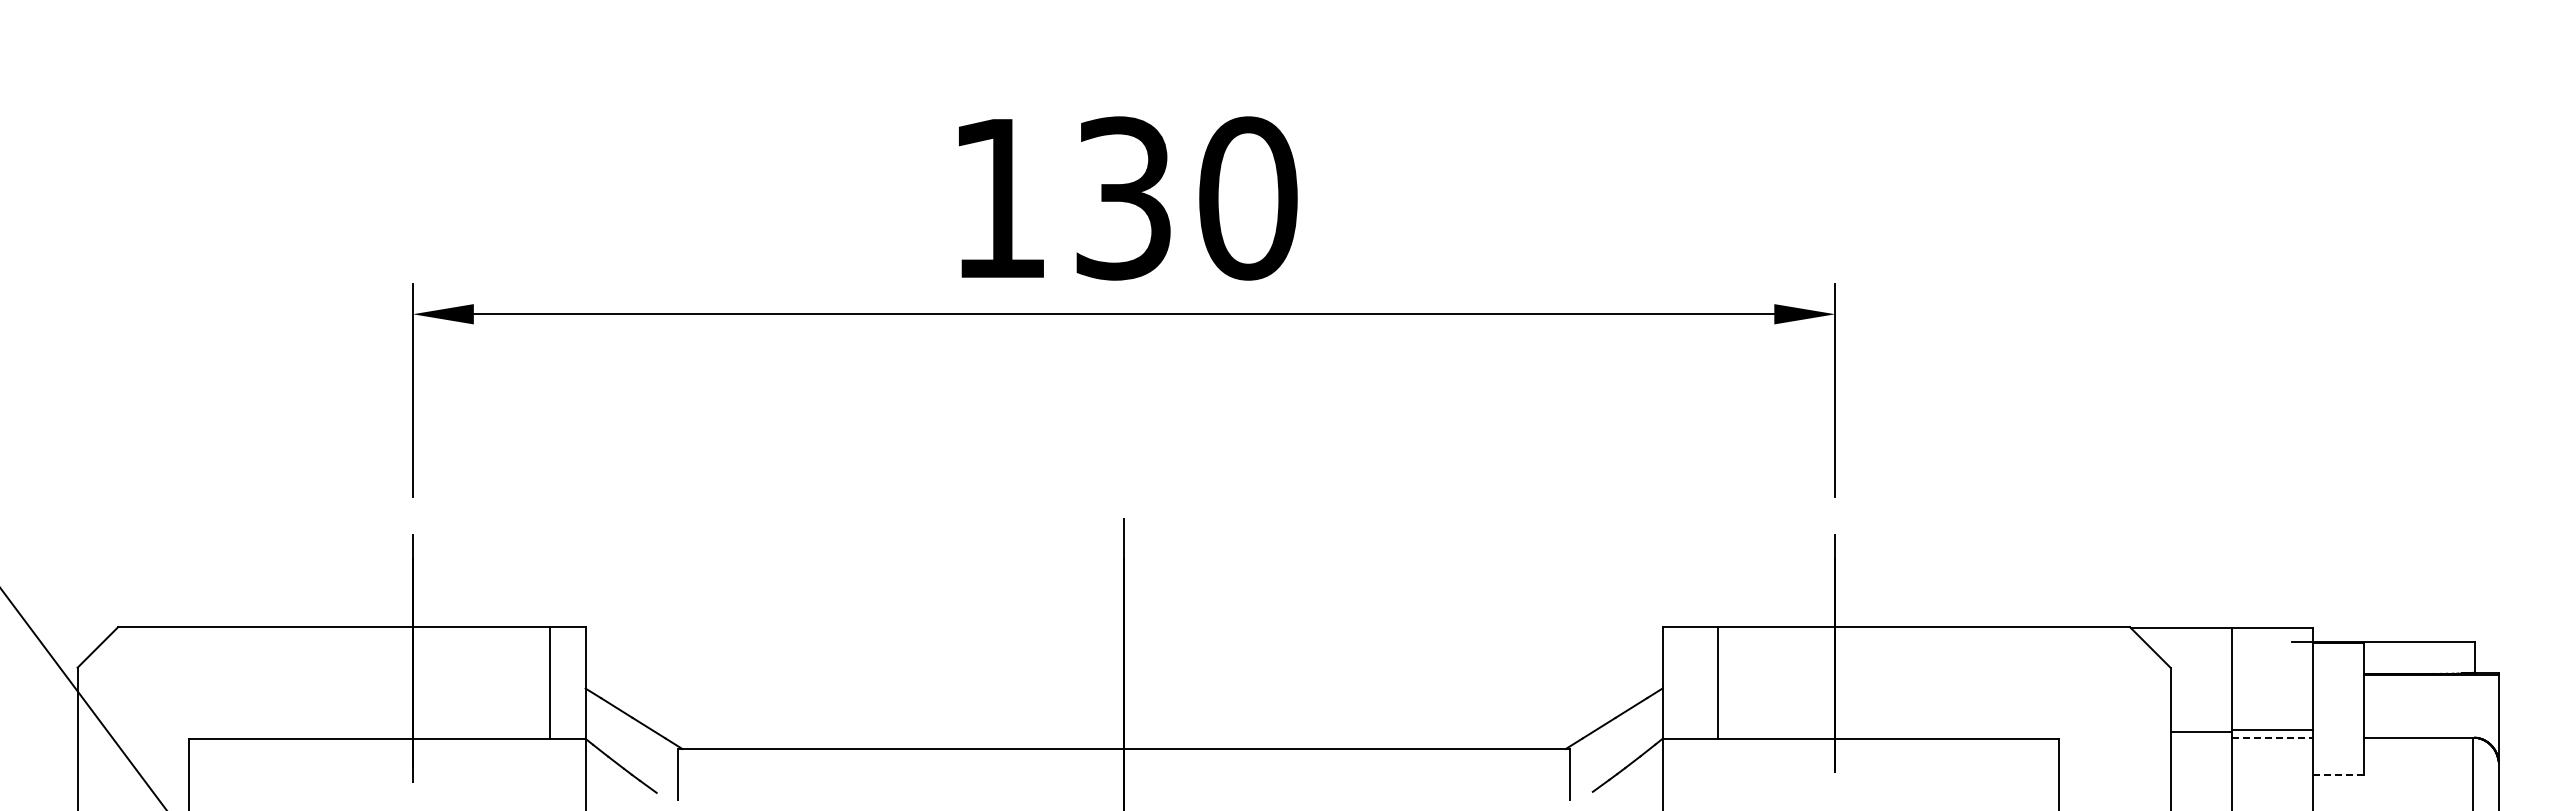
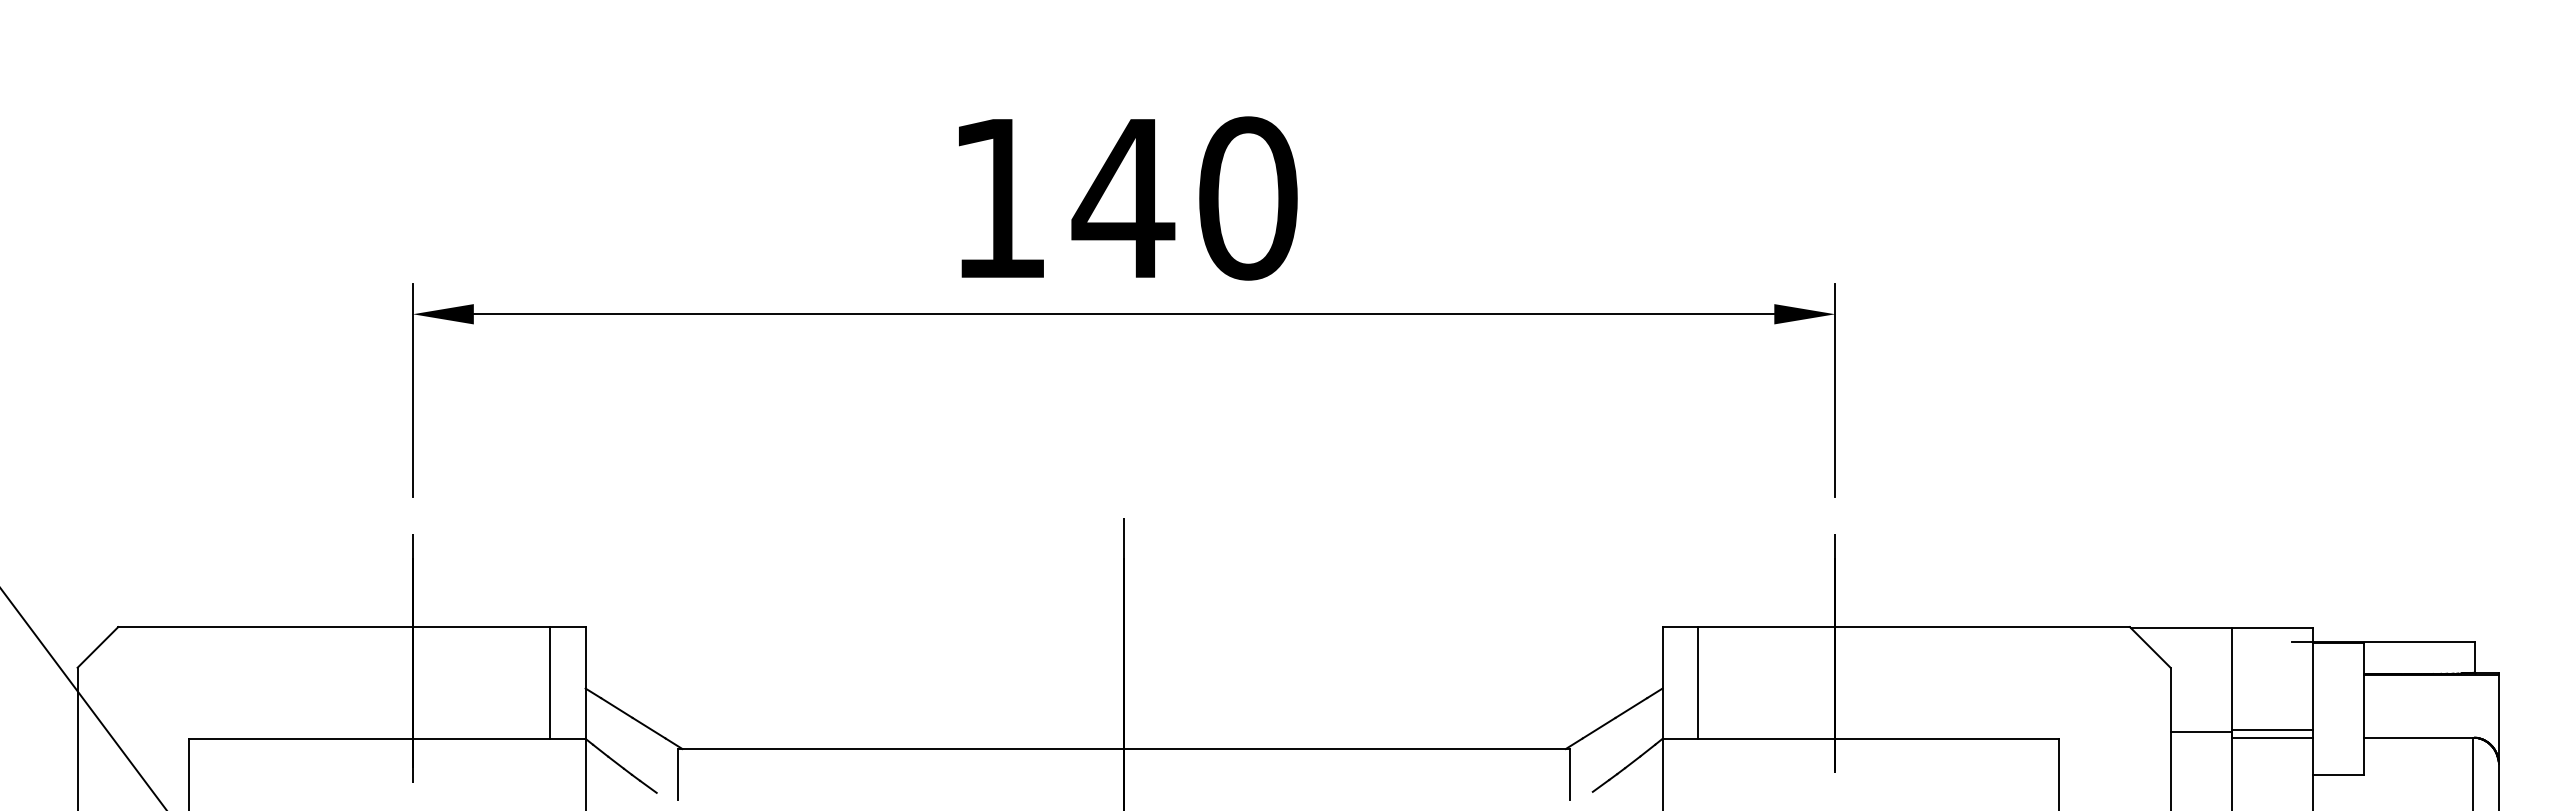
text: 130 -> 140 (1123, 198)
line position: (1718, 682) -> (1698, 682) (1698, 682)
line: dashed -> solid (2272, 738)
line: dashed -> solid (2338, 775)
